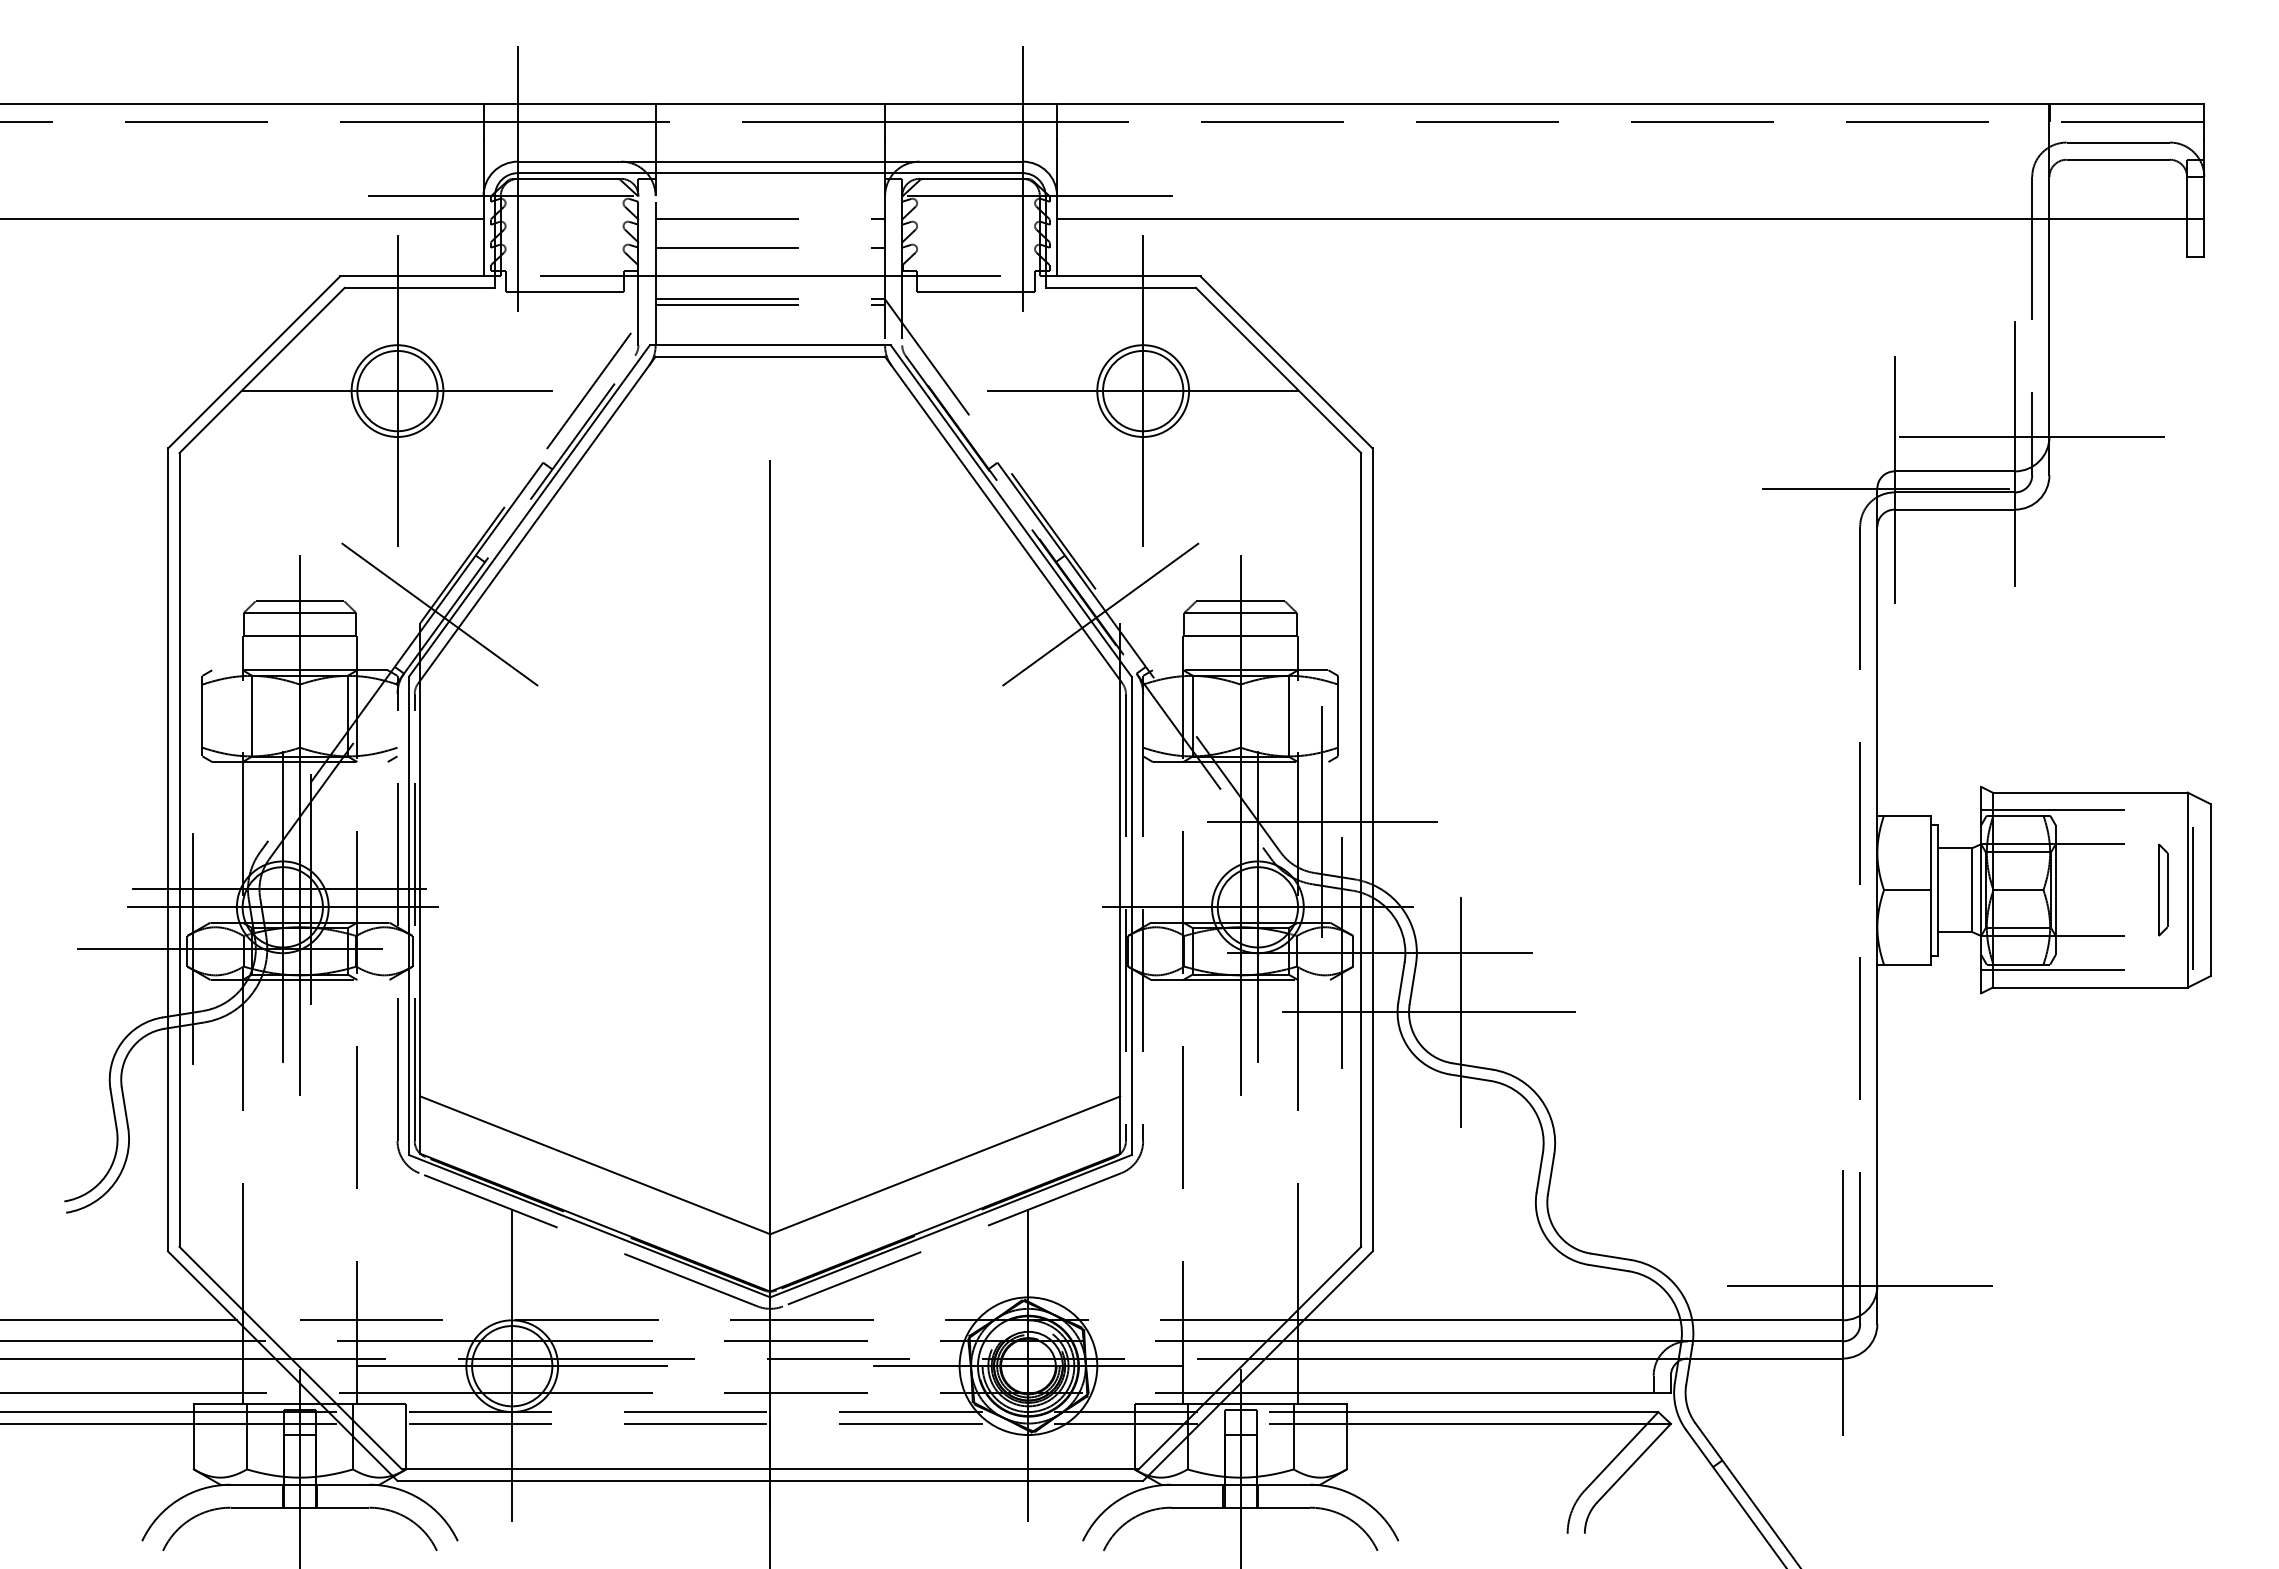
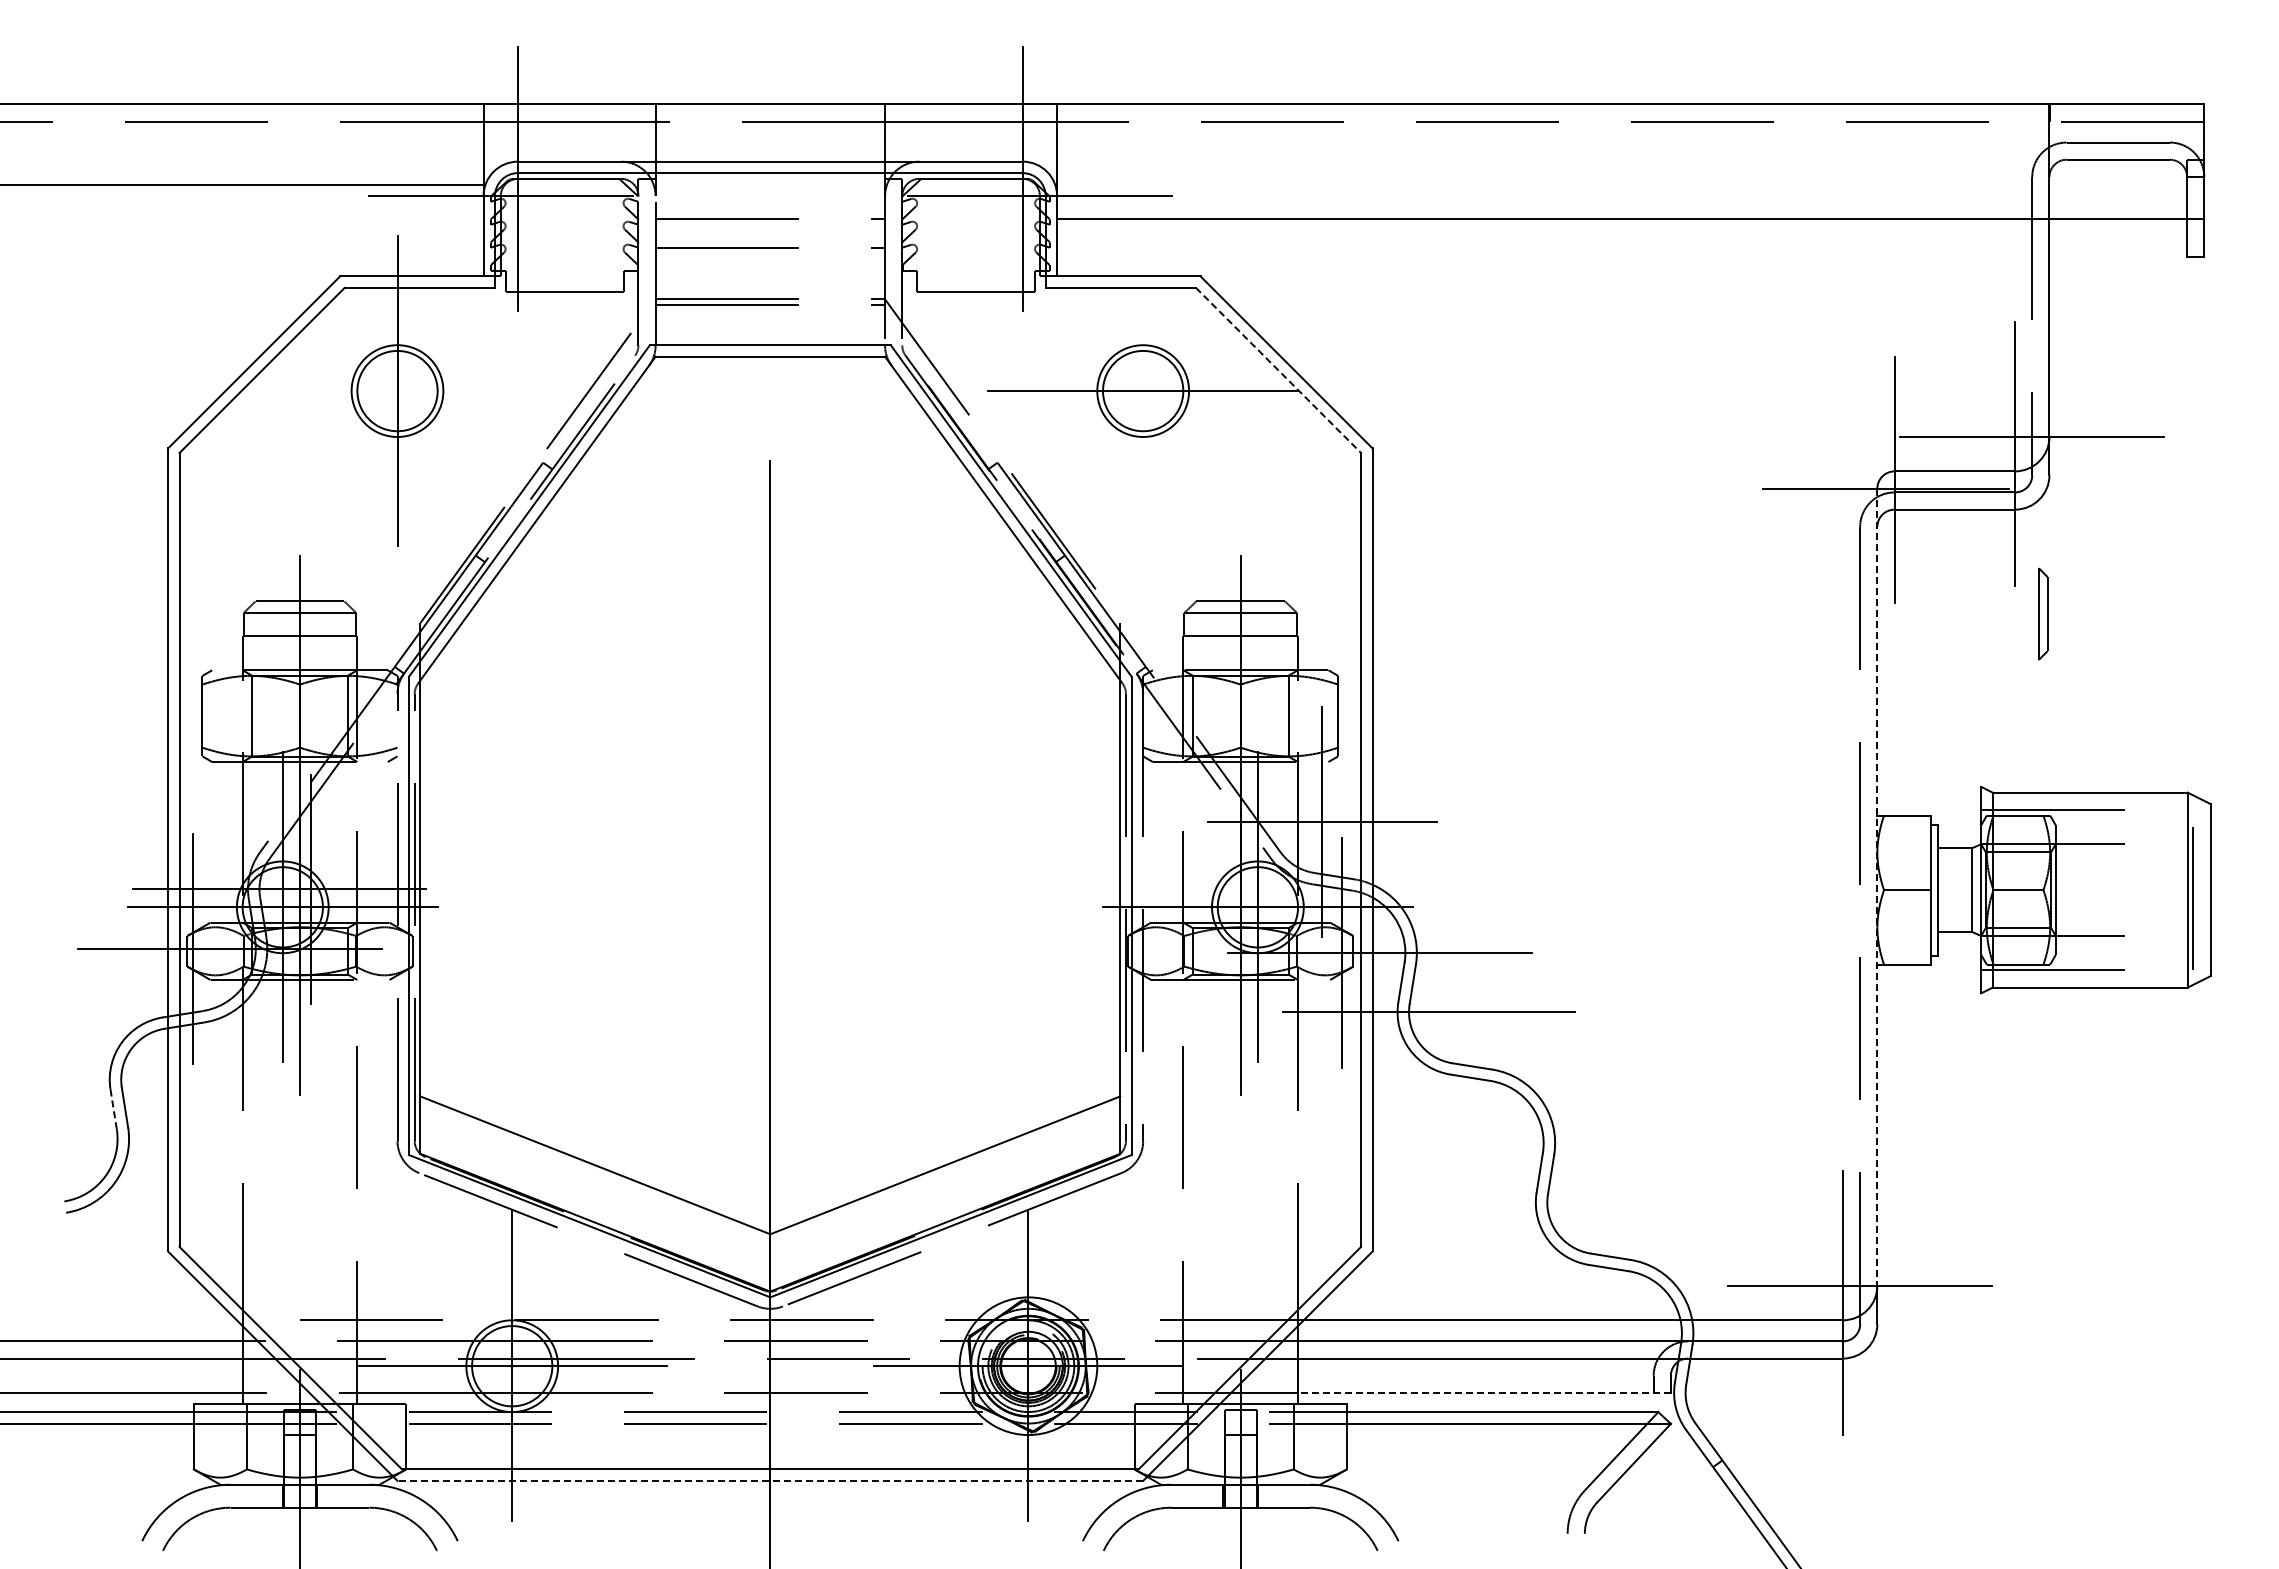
line position: (242, 219) -> (242, 185) (242, 185)
line: present -> none (769, 276)
line: solid -> dashed (1278, 370)
line: present -> none (1143, 390)
line: present -> none (397, 391)
line: present -> none (439, 614)
line: present -> none (1100, 614)
line: solid -> dashed (1877, 887)
part position: (2163, 889) -> (2043, 613) (2043, 613)
line: present -> none (1460, 1012)
line: solid -> dashed (113, 1109)
line: present -> none (119, 1320)
line: solid -> dashed (1483, 1392)
line: solid -> dashed (770, 1480)
